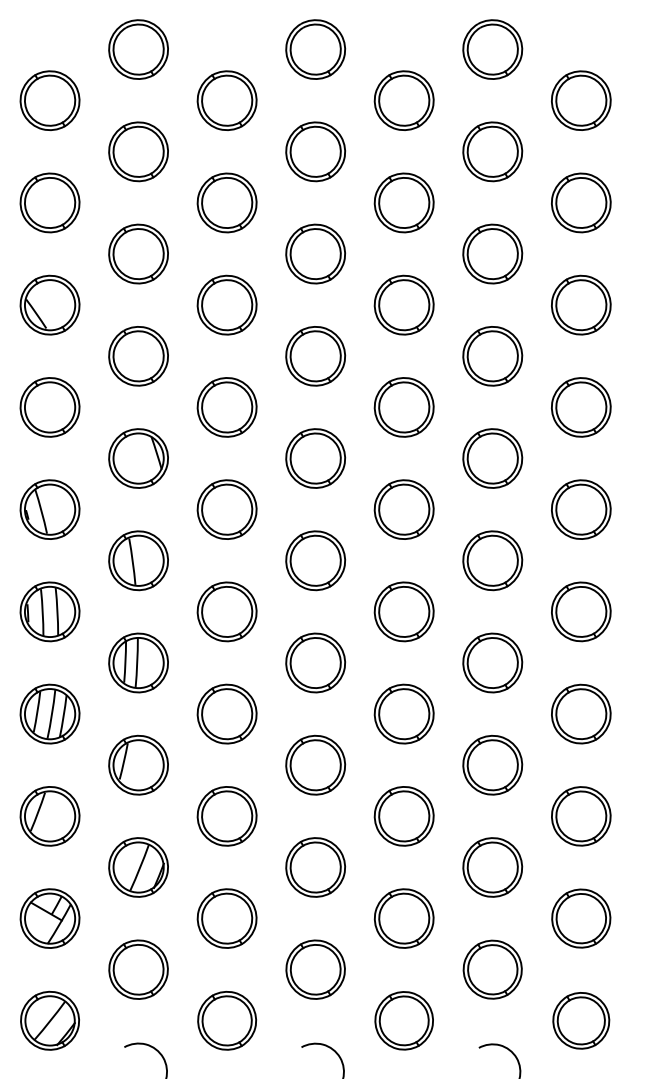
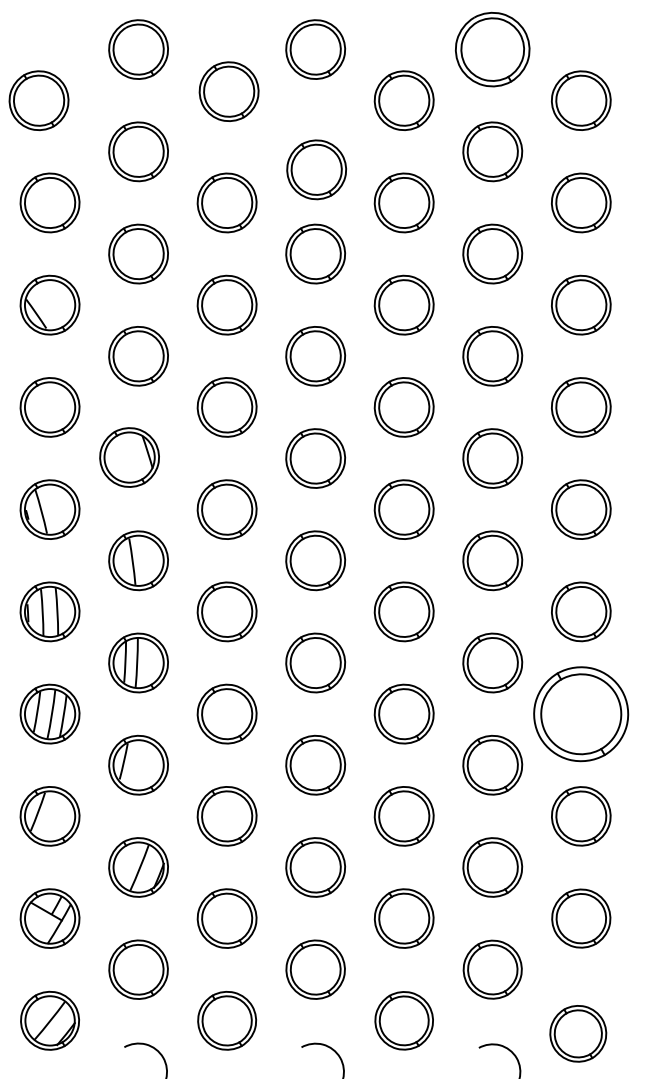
part size: 62x61 px -> 76x77 px (492, 49)
part position: (49, 100) -> (38, 100) (38, 100)
part position: (226, 100) -> (228, 91) (228, 91)
part position: (315, 151) -> (316, 169) (316, 169)
part position: (138, 458) -> (129, 457) (129, 457)
part size: 61x62 px -> 97x97 px (581, 714)
part position: (581, 1020) -> (578, 1033) (578, 1033)
